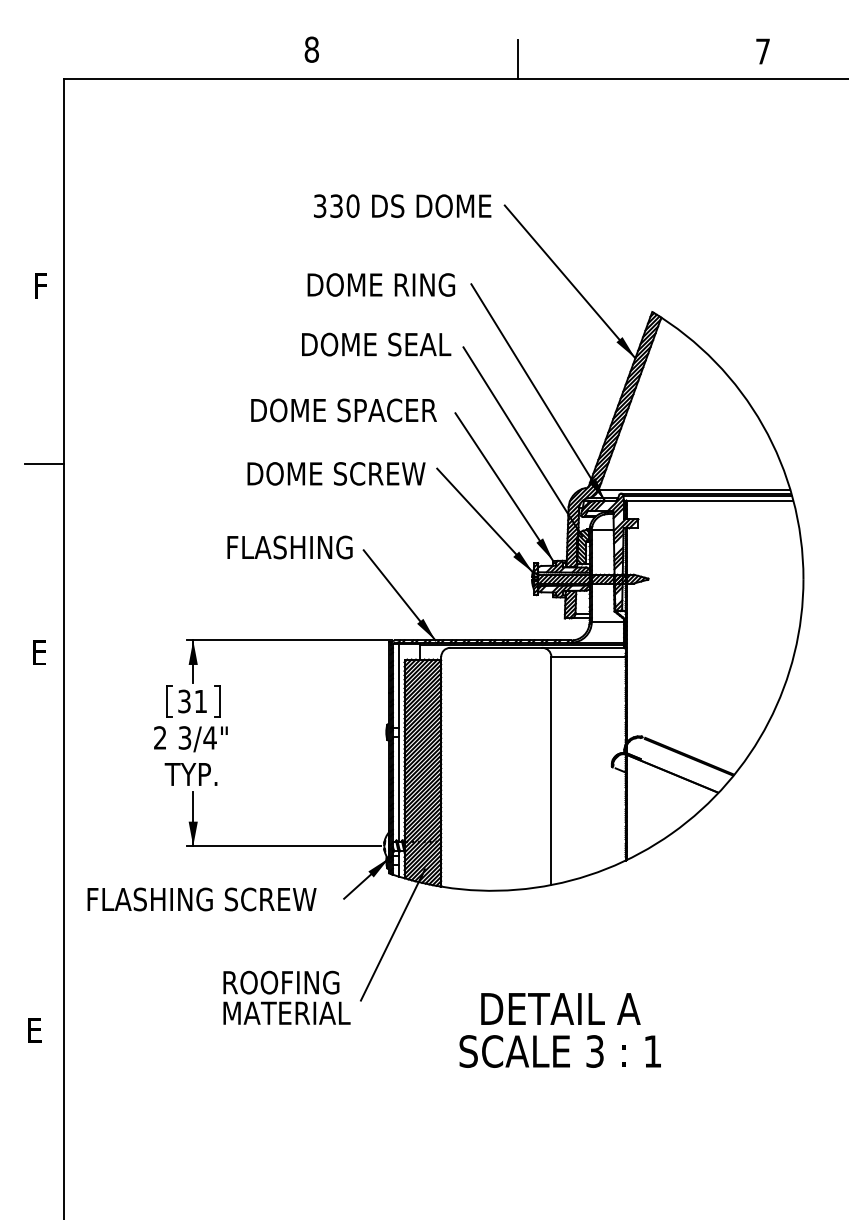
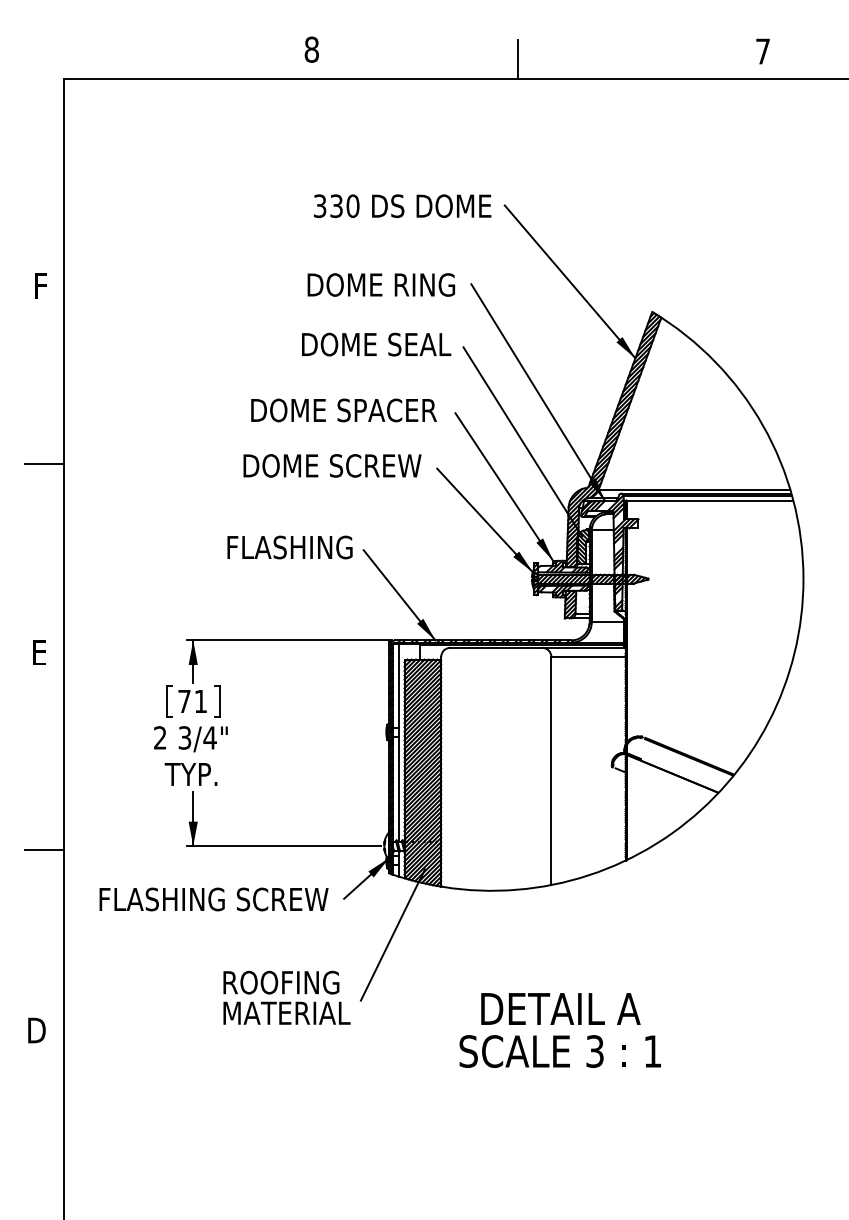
text position: (336, 473) -> (332, 465) (332, 465)
text: 31 -> 71 (184, 701)
line: none -> present (44, 849)
text position: (201, 899) -> (213, 899) (213, 899)
text: E -> D (36, 1030)
